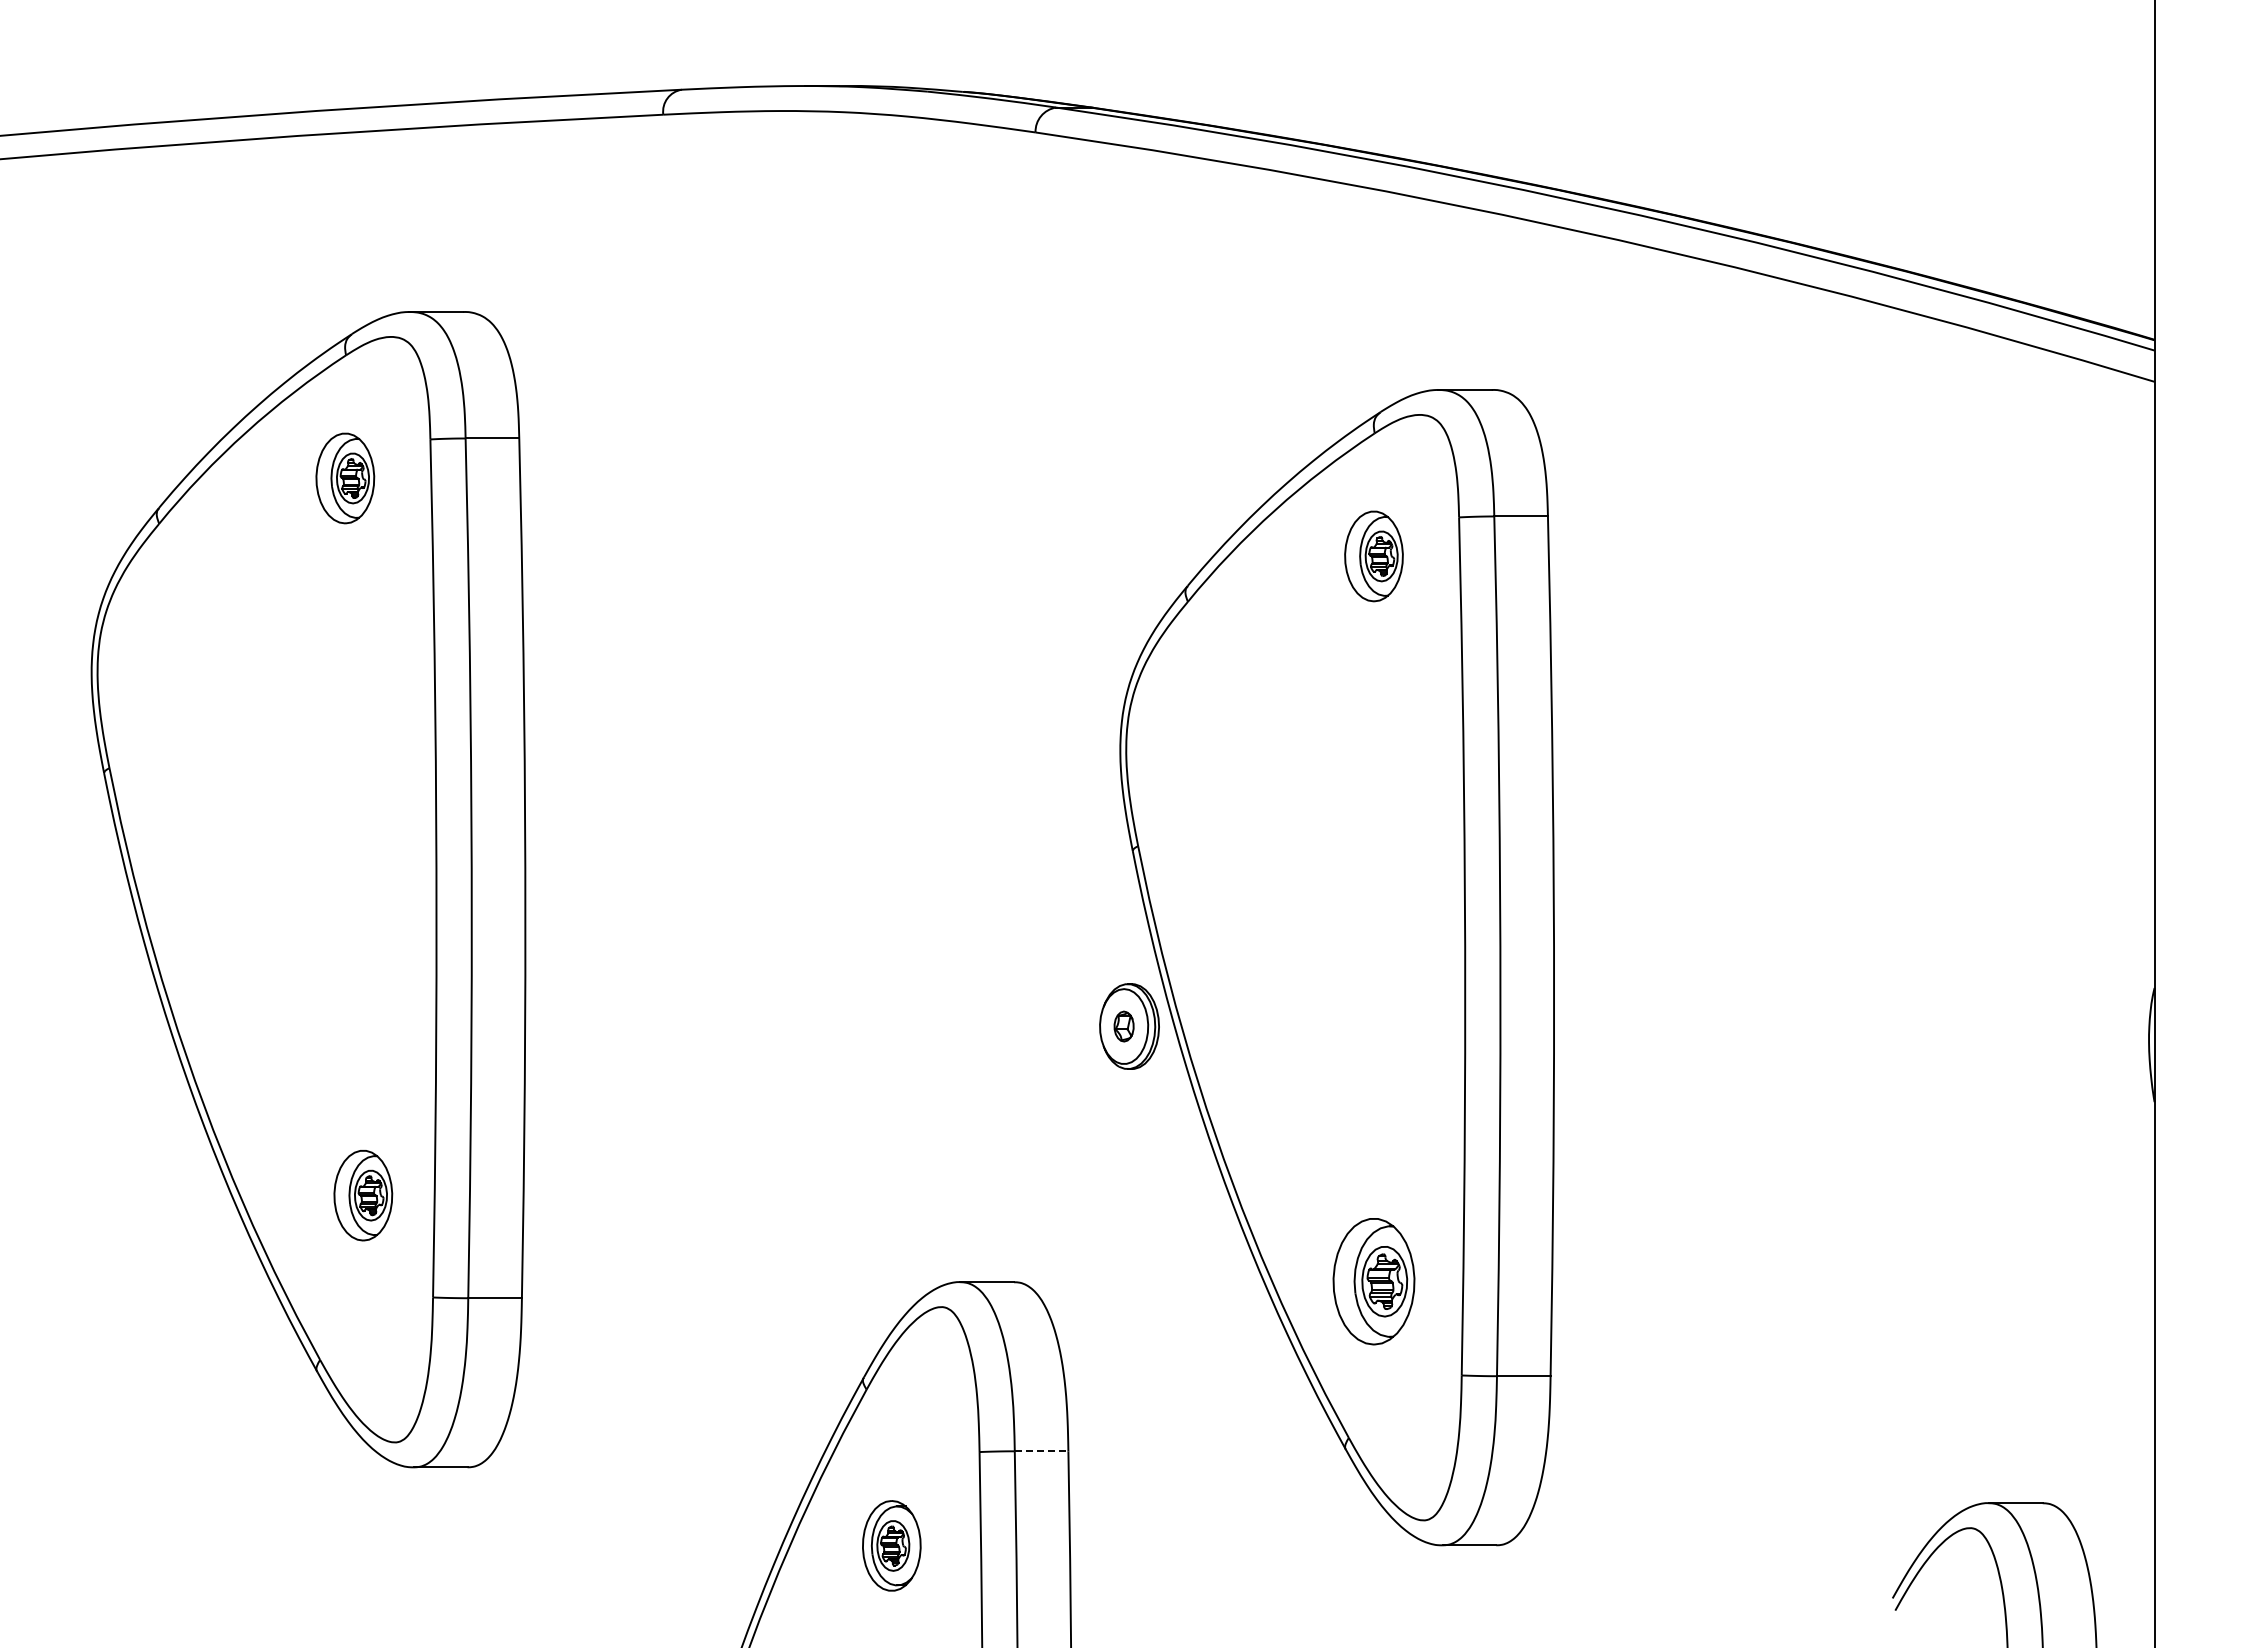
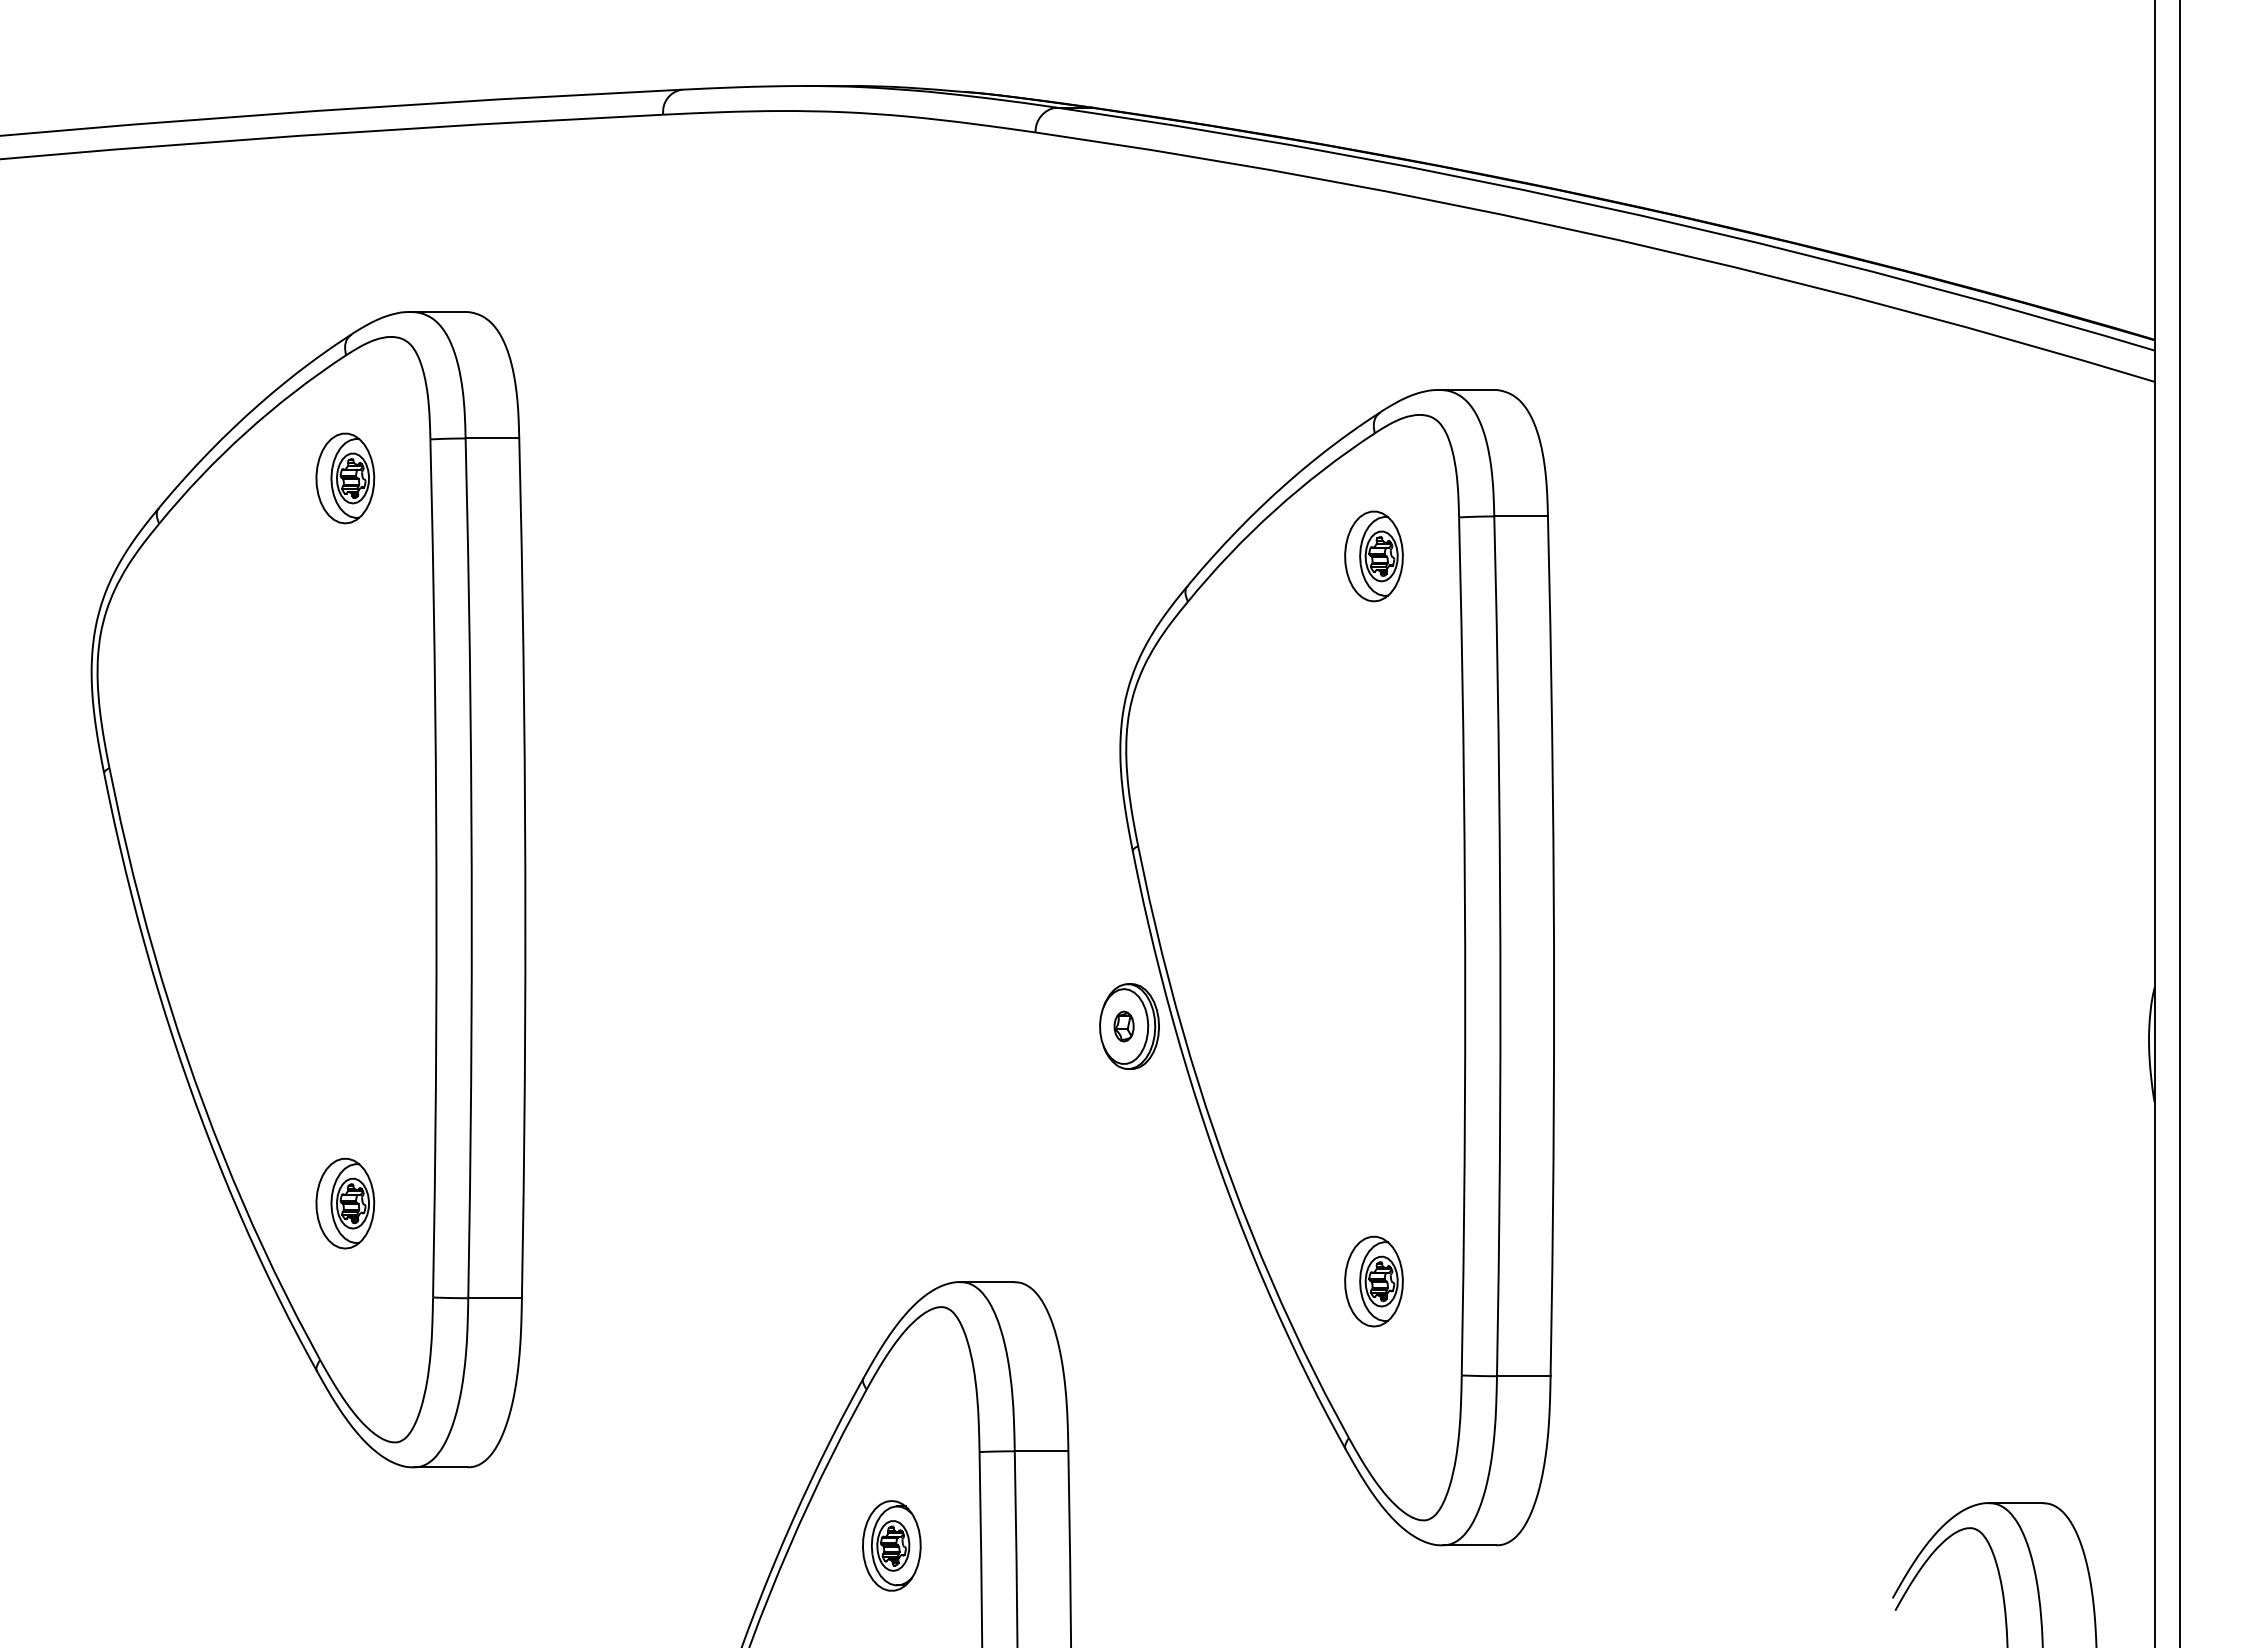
line: none -> present (2179, 823)
part position: (363, 1195) -> (345, 1203) (345, 1203)
part size: 84x128 px -> 60x93 px (1373, 1281)
line: dashed -> solid (1041, 1451)
